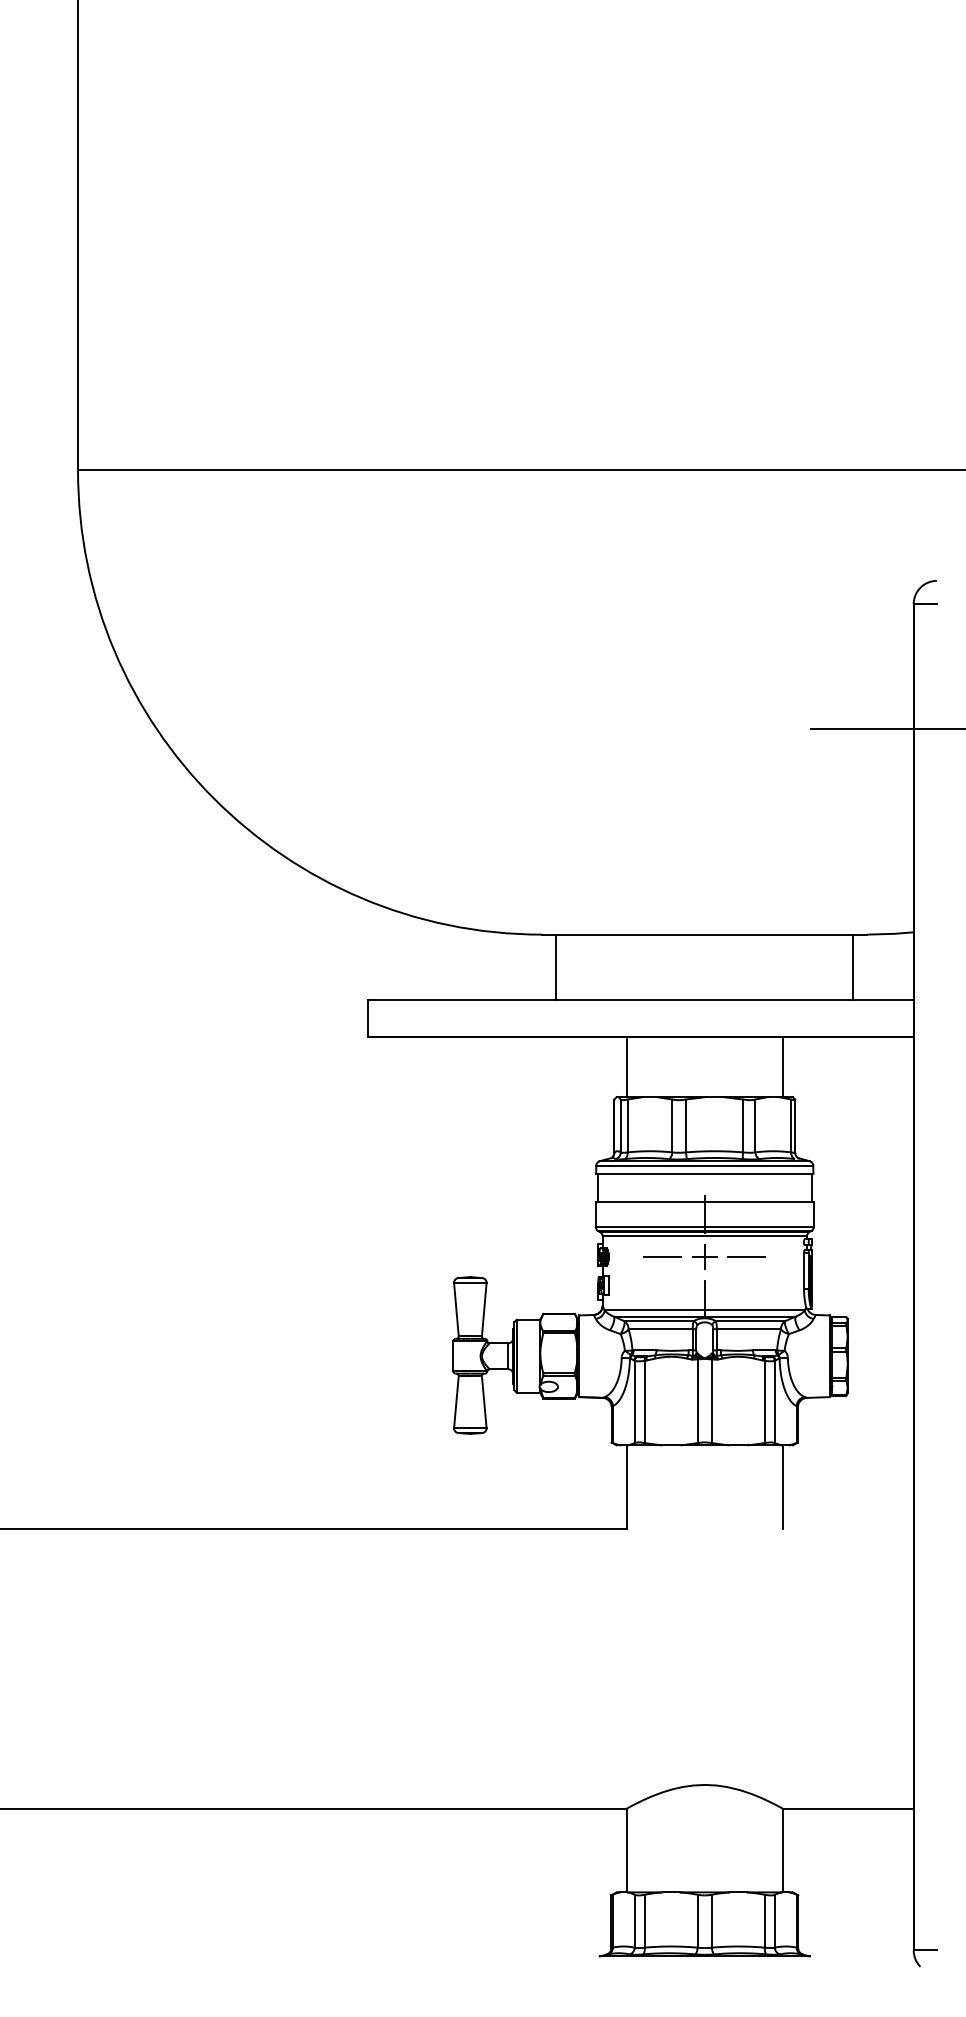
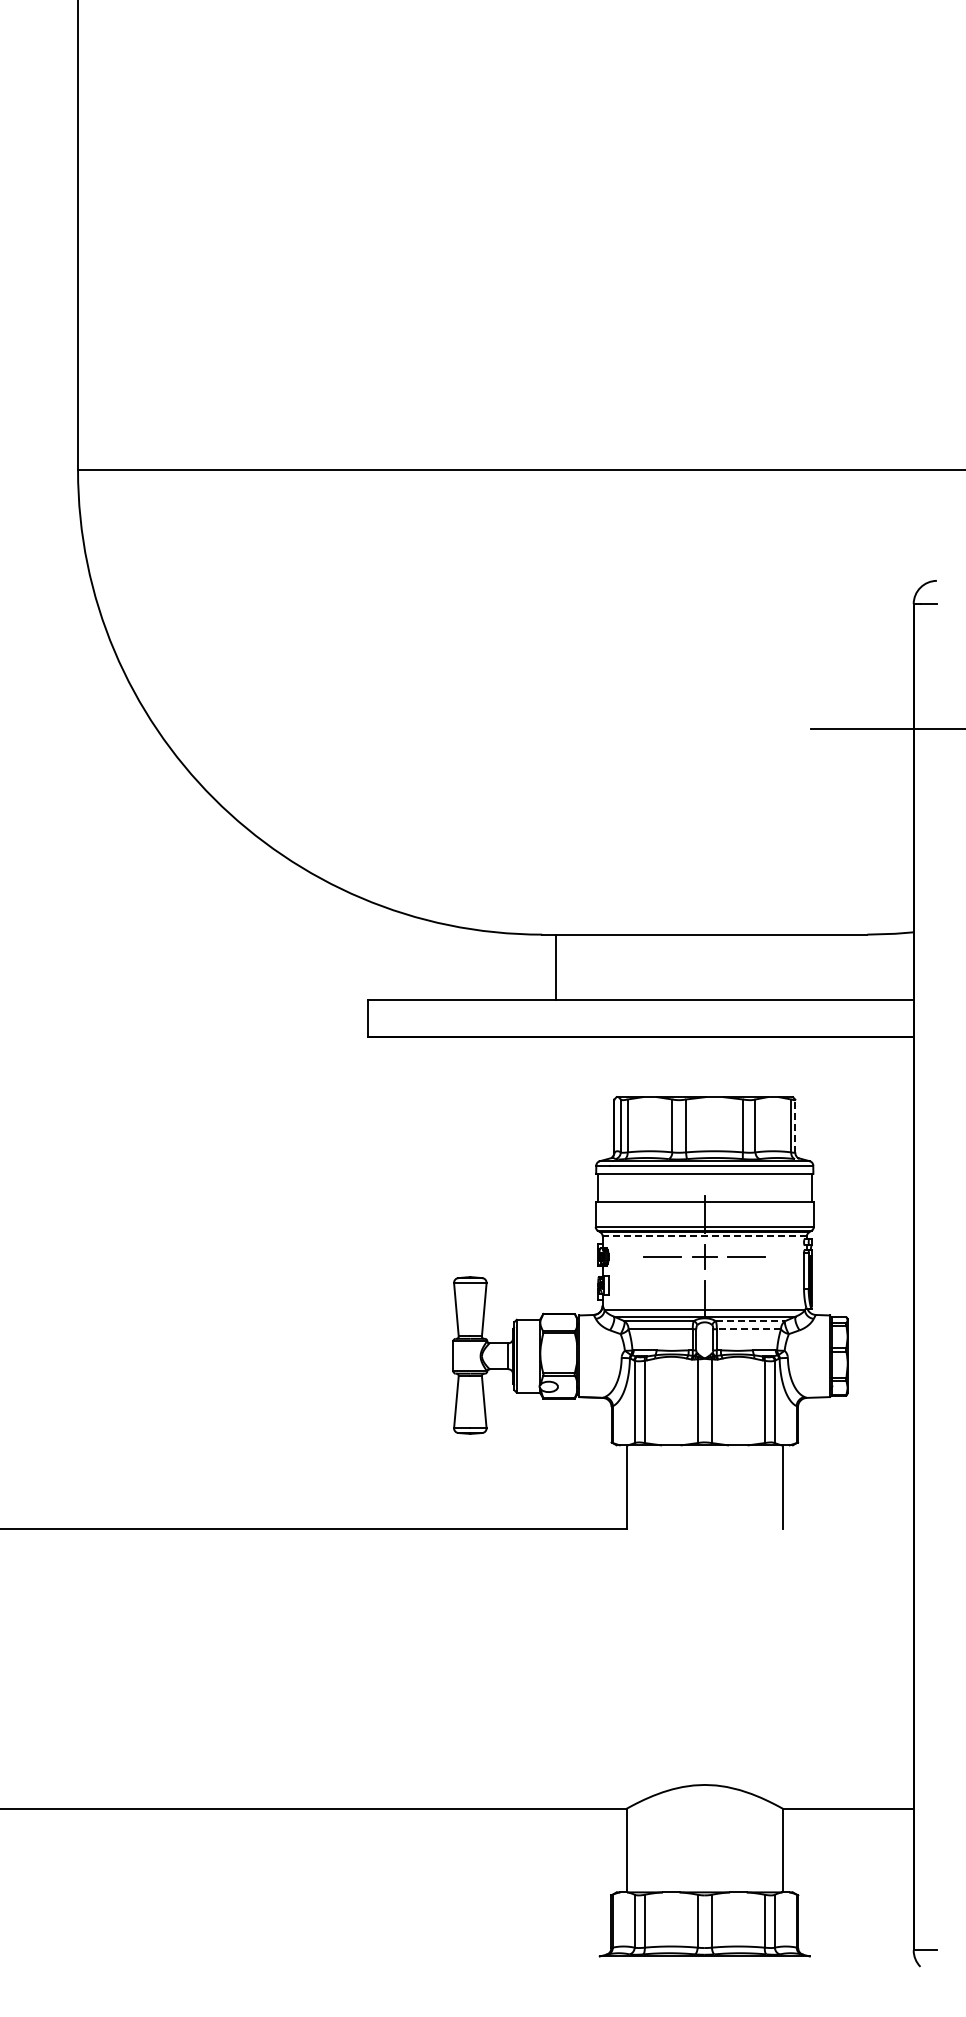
line: present -> none (853, 966)
line: present -> none (626, 1066)
line: present -> none (783, 1066)
line: solid -> dashed (795, 1125)
line: solid -> dashed (704, 1236)
line: solid -> dashed (750, 1321)
line: solid -> dashed (748, 1329)
